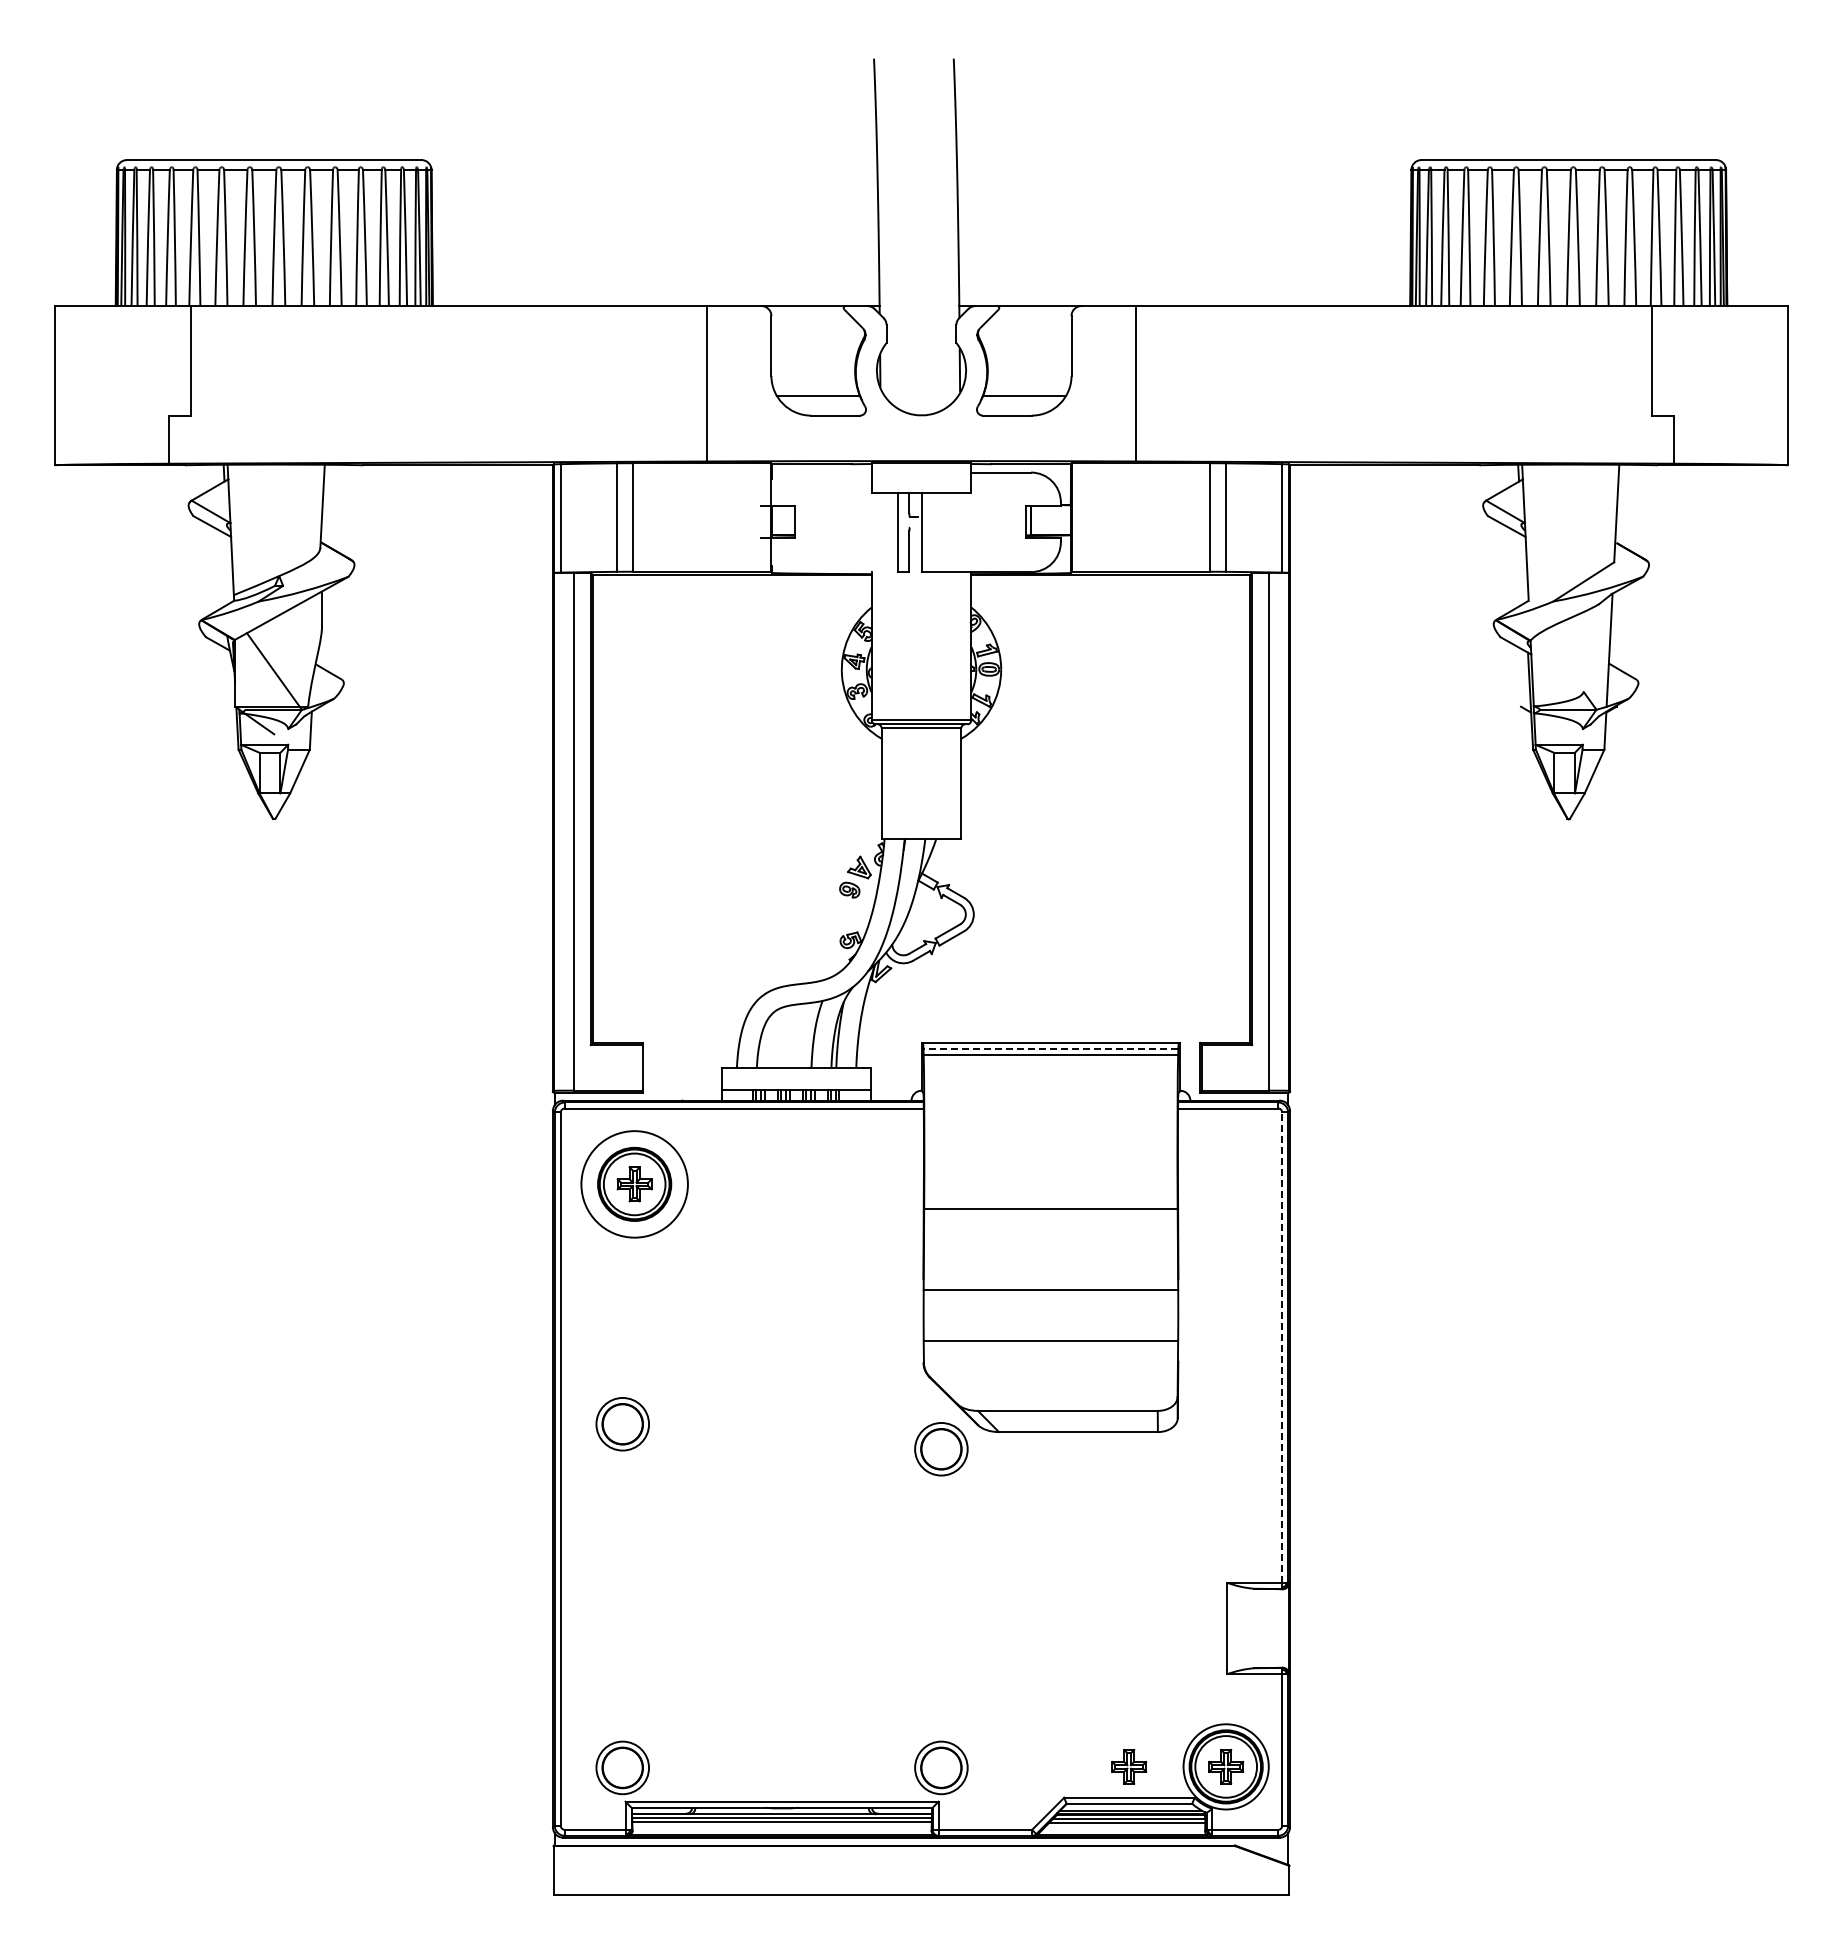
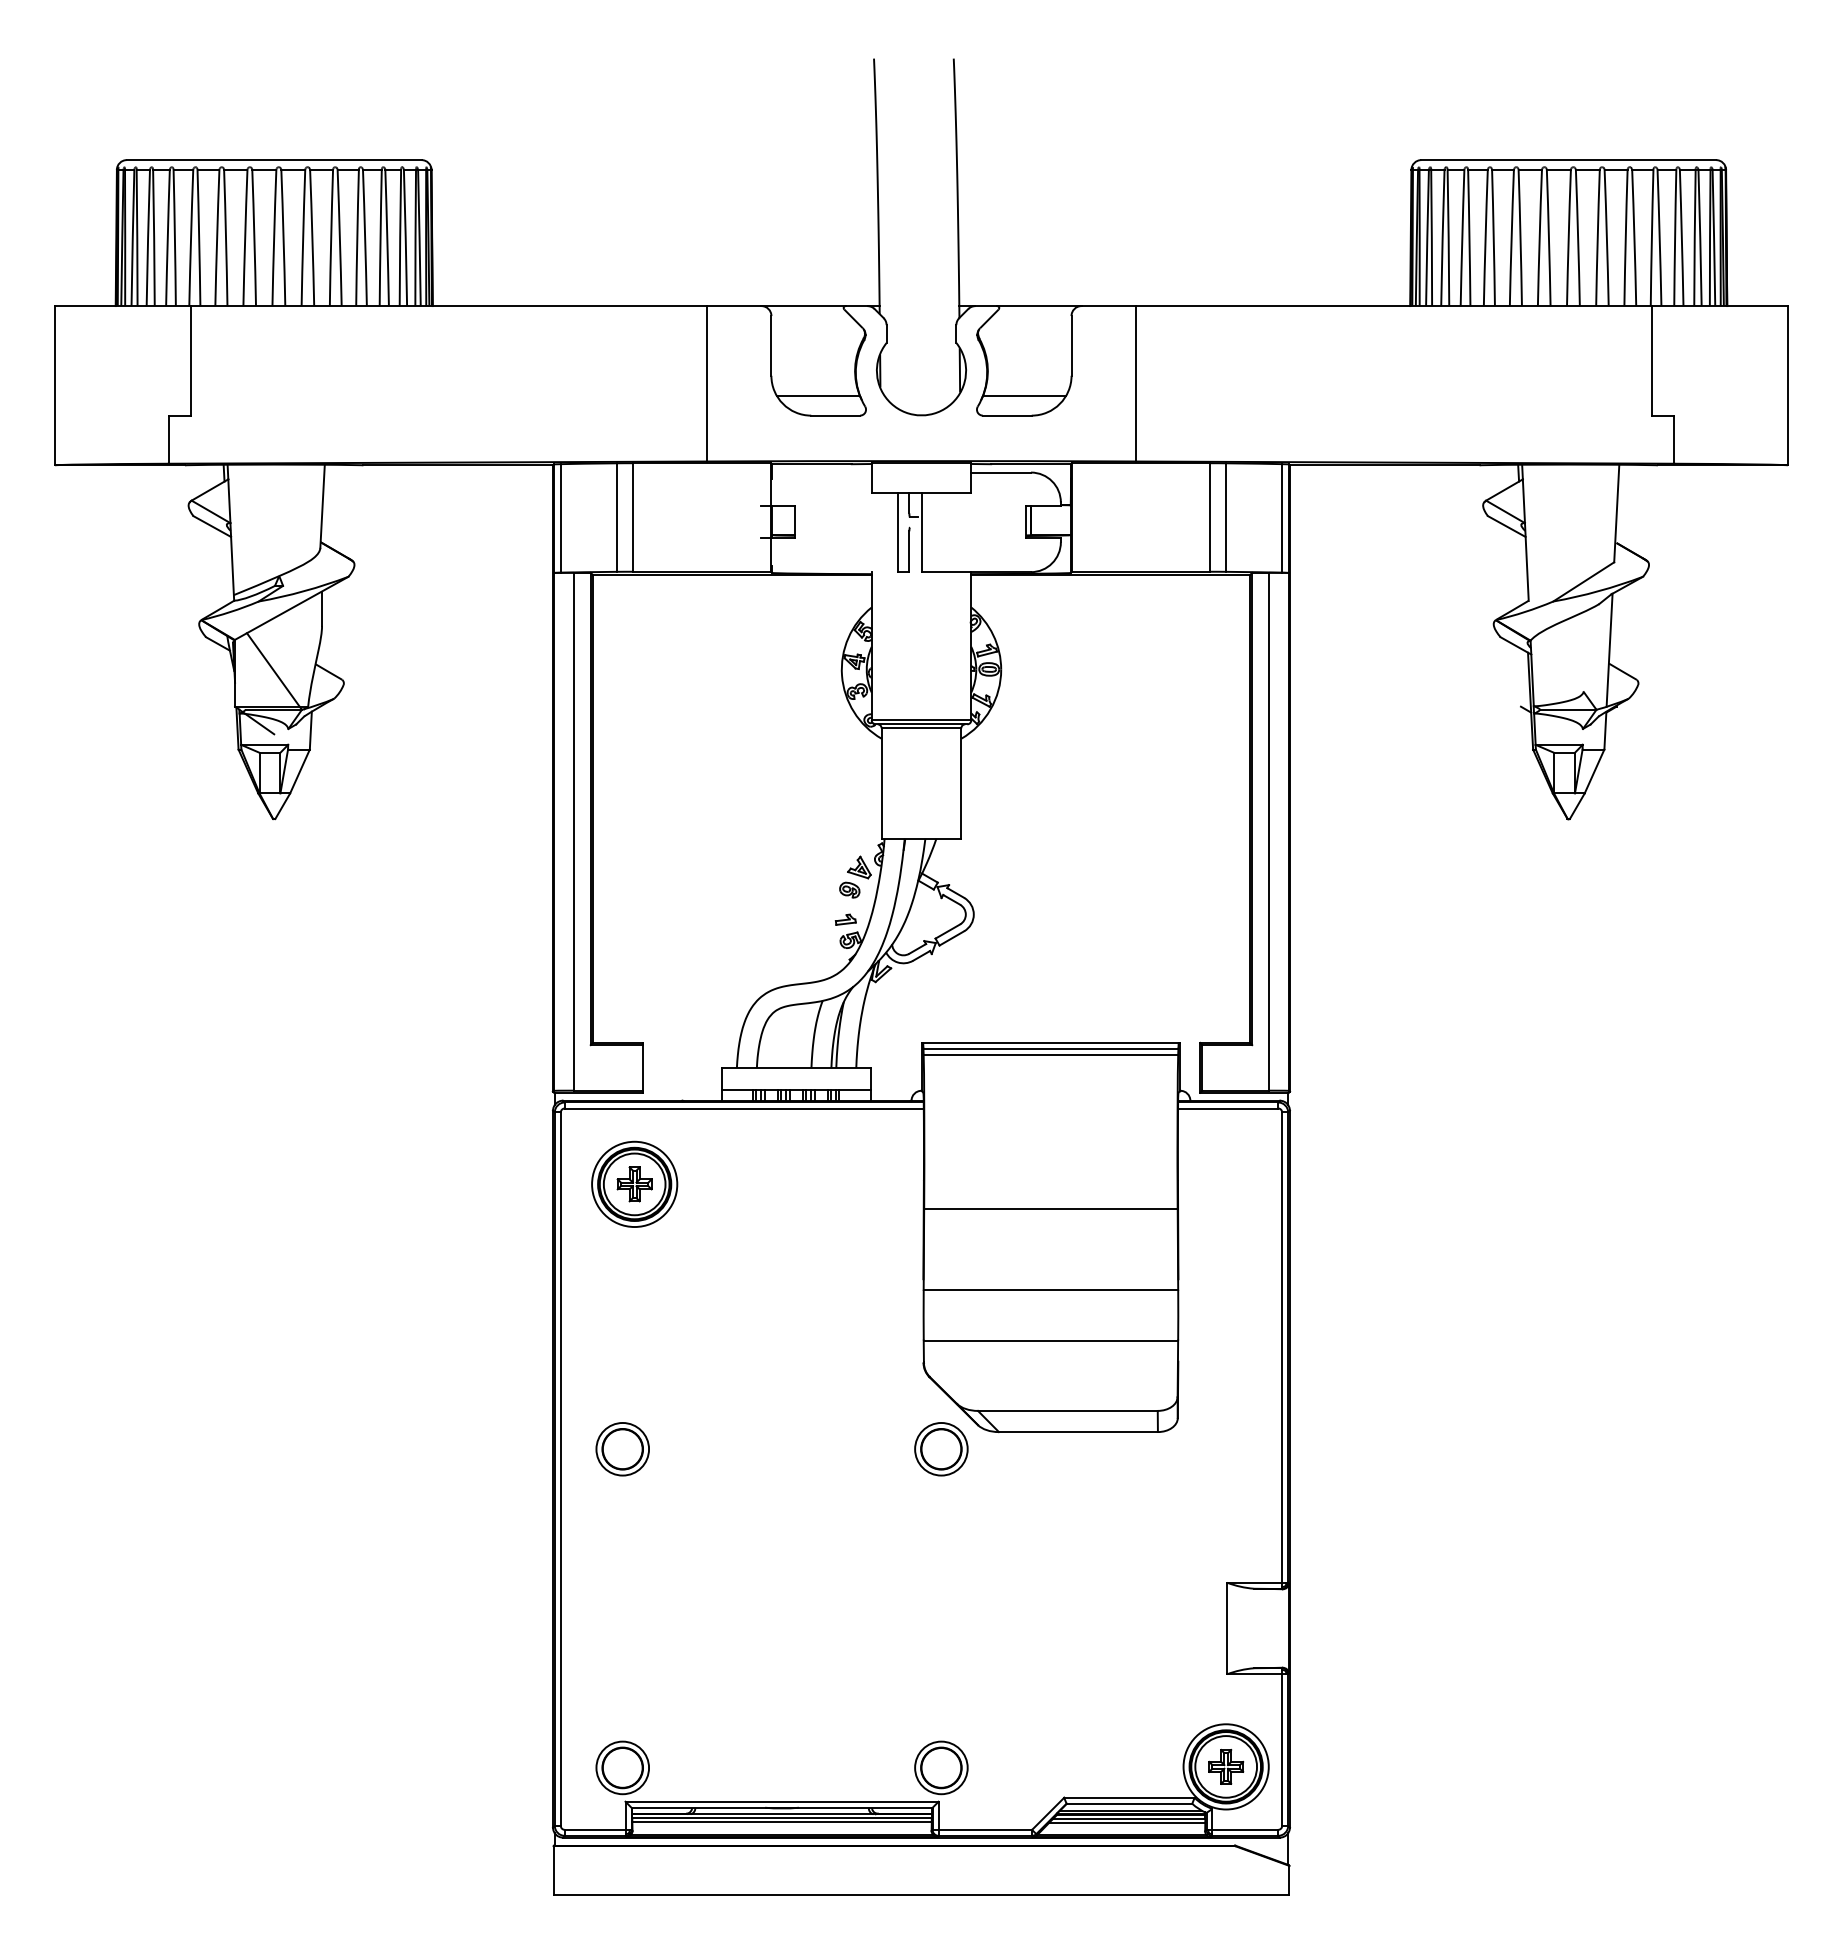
part: none -> present (845, 919)
line: dashed -> solid (1050, 1048)
circle diameter: 107 px -> 85 px (634, 1184)
line: dashed -> solid (1282, 1347)
part position: (622, 1424) -> (622, 1449) (622, 1449)
part: present -> none (1129, 1766)
